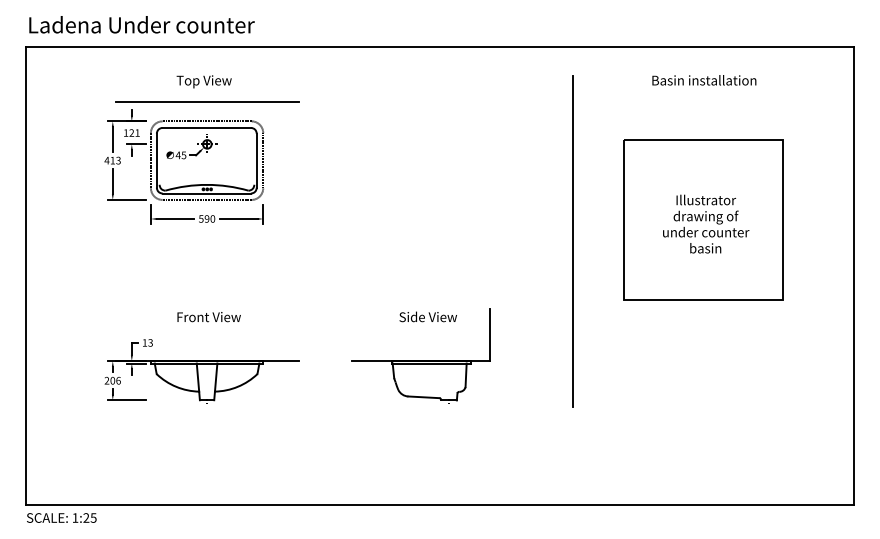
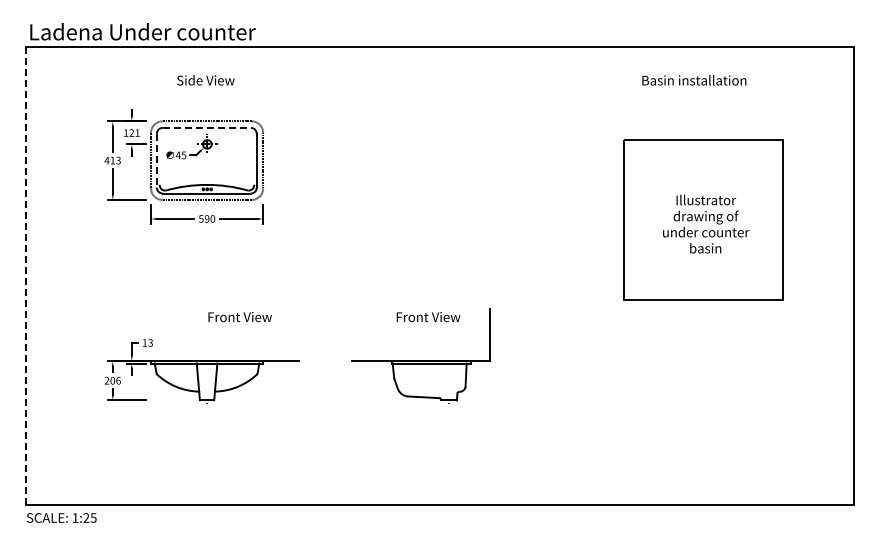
text position: (141, 24) -> (142, 31) (142, 31)
text position: (704, 80) -> (694, 80) (694, 80)
text: Top View -> Side View (205, 81)
line: present -> none (206, 102)
line: solid -> dashed (207, 127)
line: solid -> dashed (156, 160)
line: present -> none (572, 241)
line: solid -> dashed (26, 276)
text: Side View -> Front View (428, 316)
text position: (208, 317) -> (239, 317) (239, 317)
